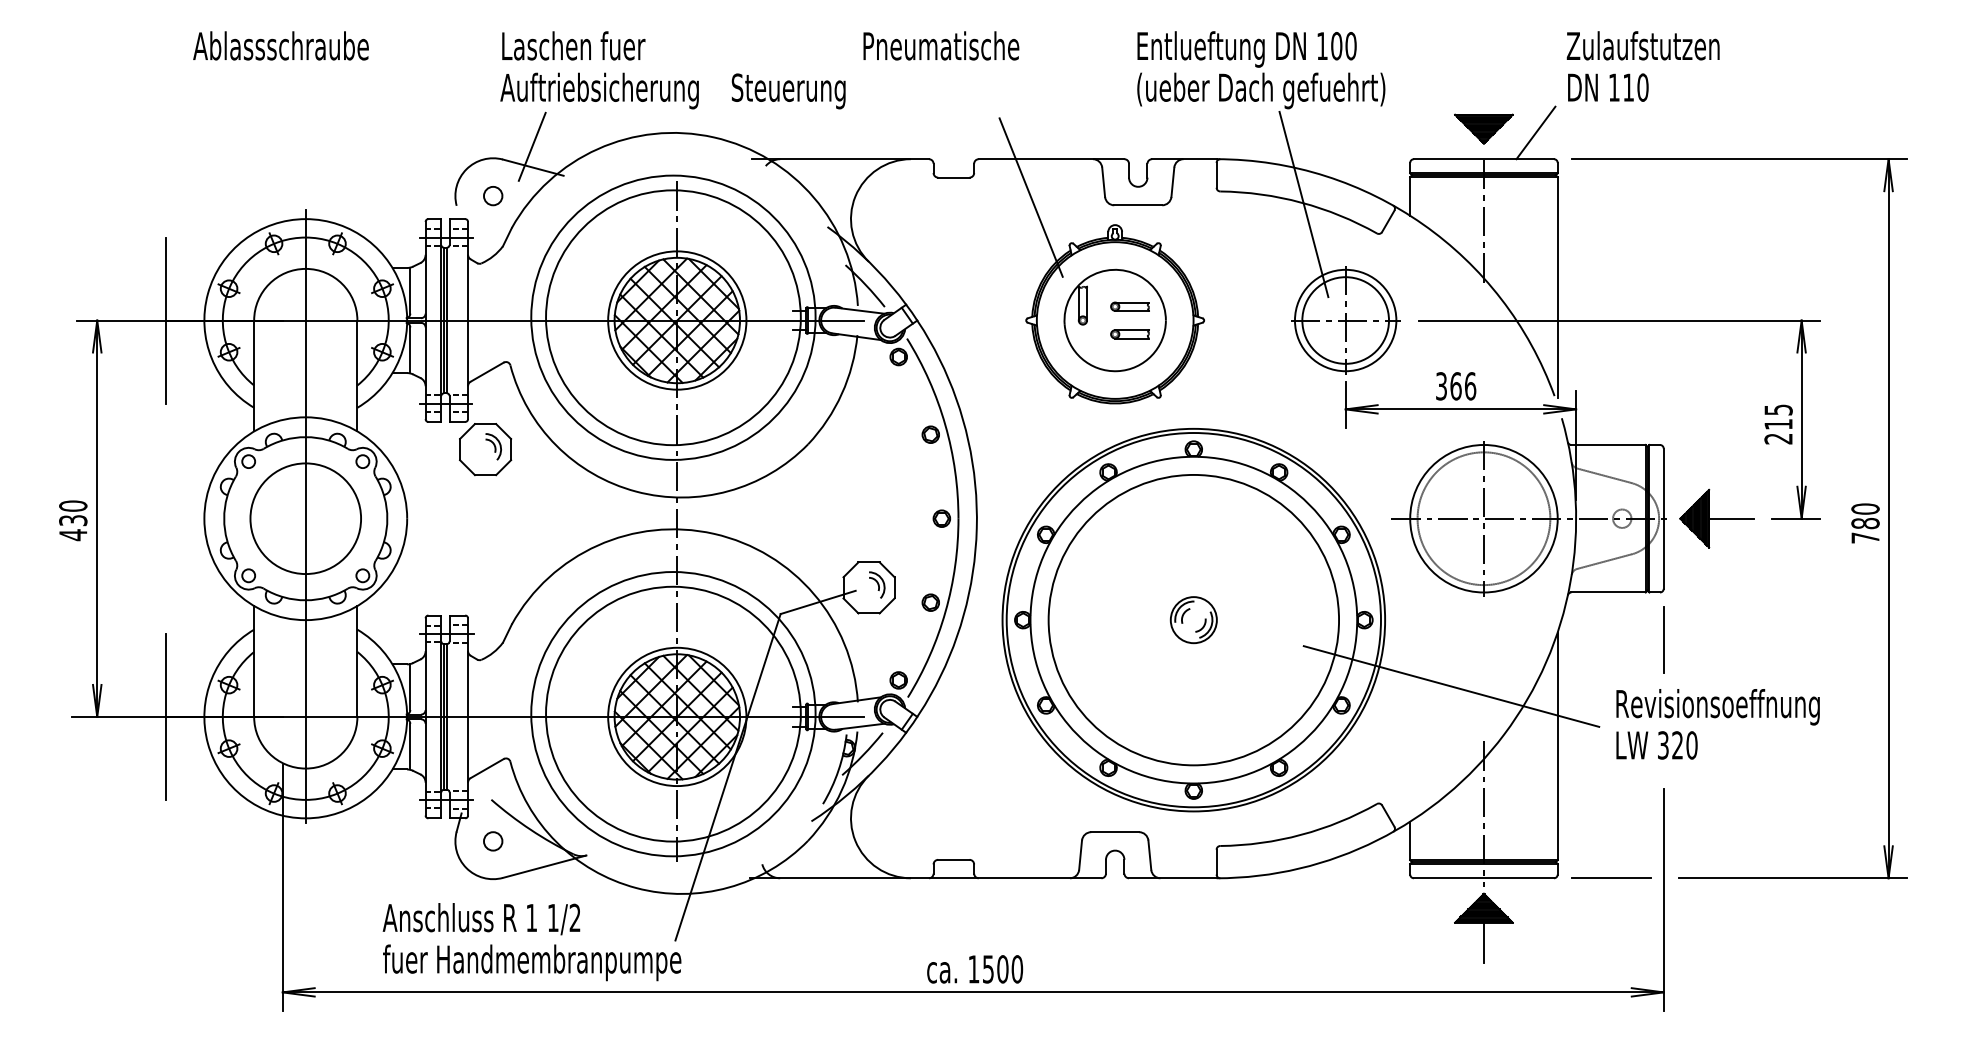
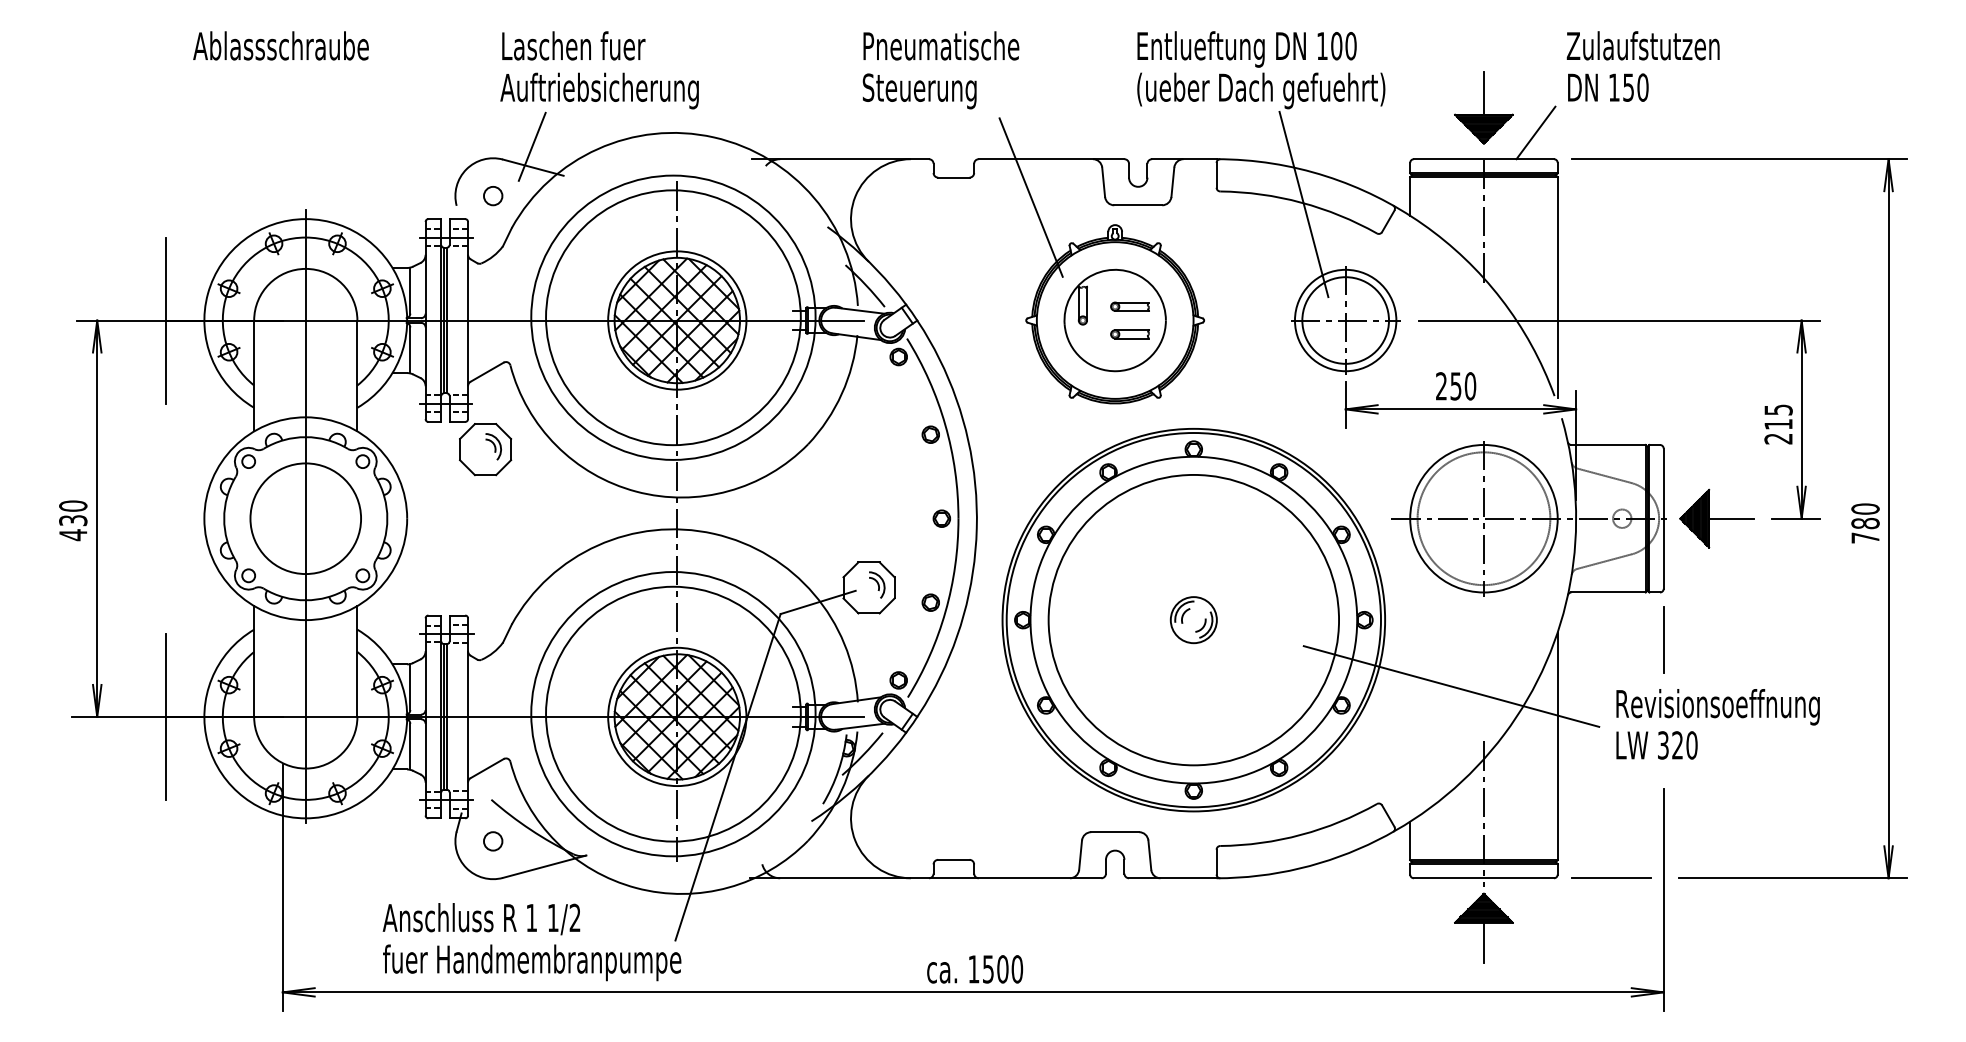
text: 110 -> 150 (1628, 87)
text position: (788, 91) -> (919, 91) (919, 91)
line: none -> present (1483, 92)
text: 366 -> 250 (1456, 386)
